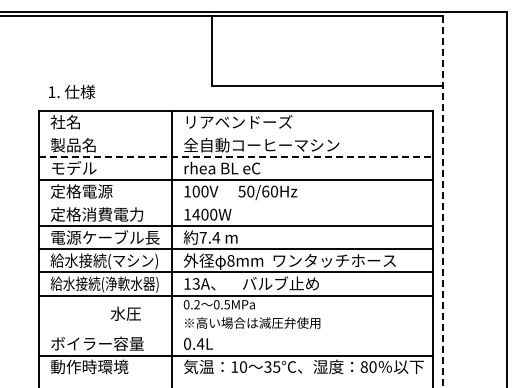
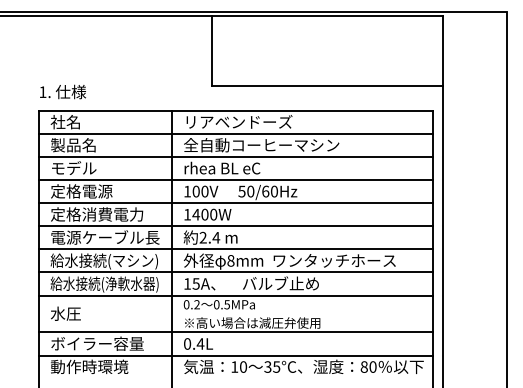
text position: (71, 91) -> (62, 91) (62, 91)
line: none -> present (235, 133)
line: dashed -> solid (236, 157)
line: dashed -> solid (442, 201)
line: none -> present (235, 203)
text: 7.4 -> 2.4 (202, 237)
text: 13A -> 15A (196, 283)
text position: (125, 313) -> (65, 313) (65, 313)
line: none -> present (235, 332)
